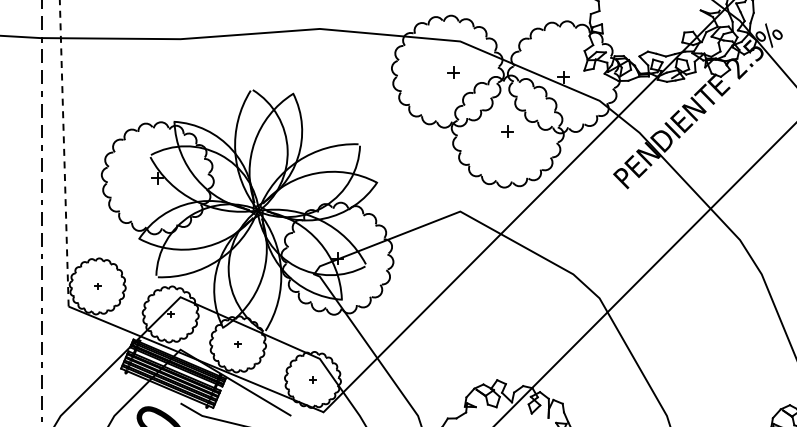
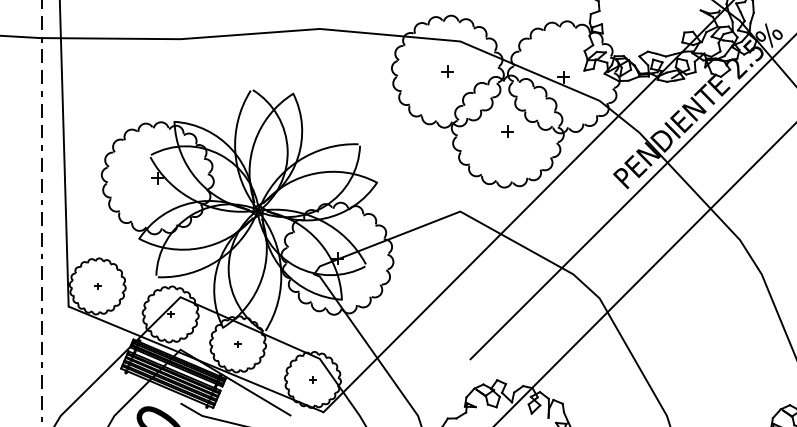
part position: (453, 72) -> (447, 71) (447, 71)
line: dashed -> solid (64, 152)
line: none -> present (631, 197)
